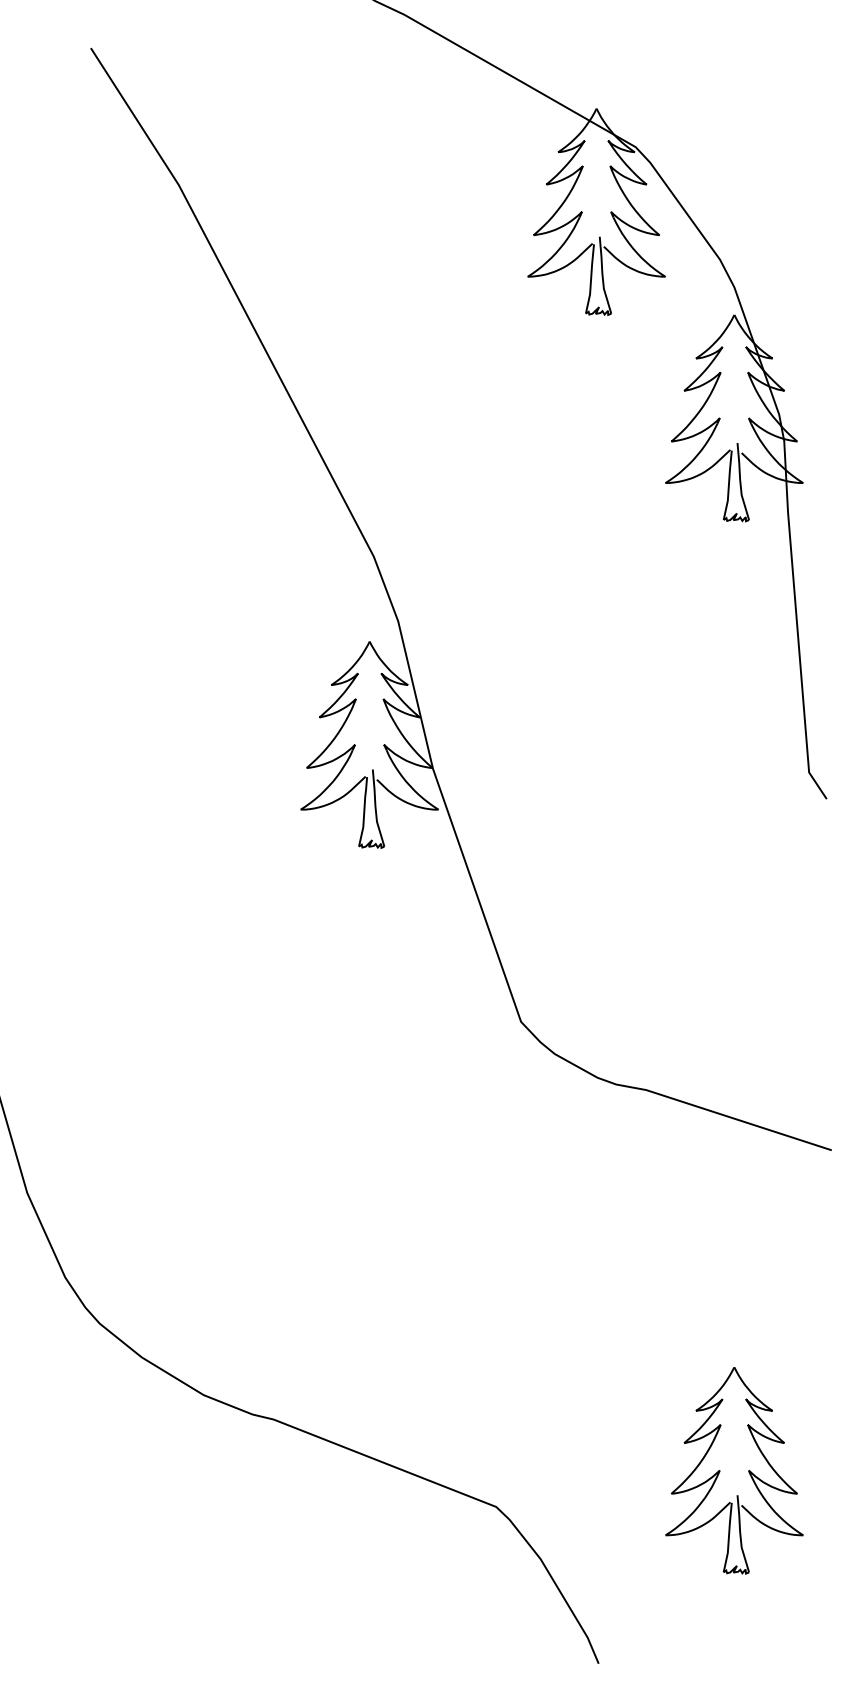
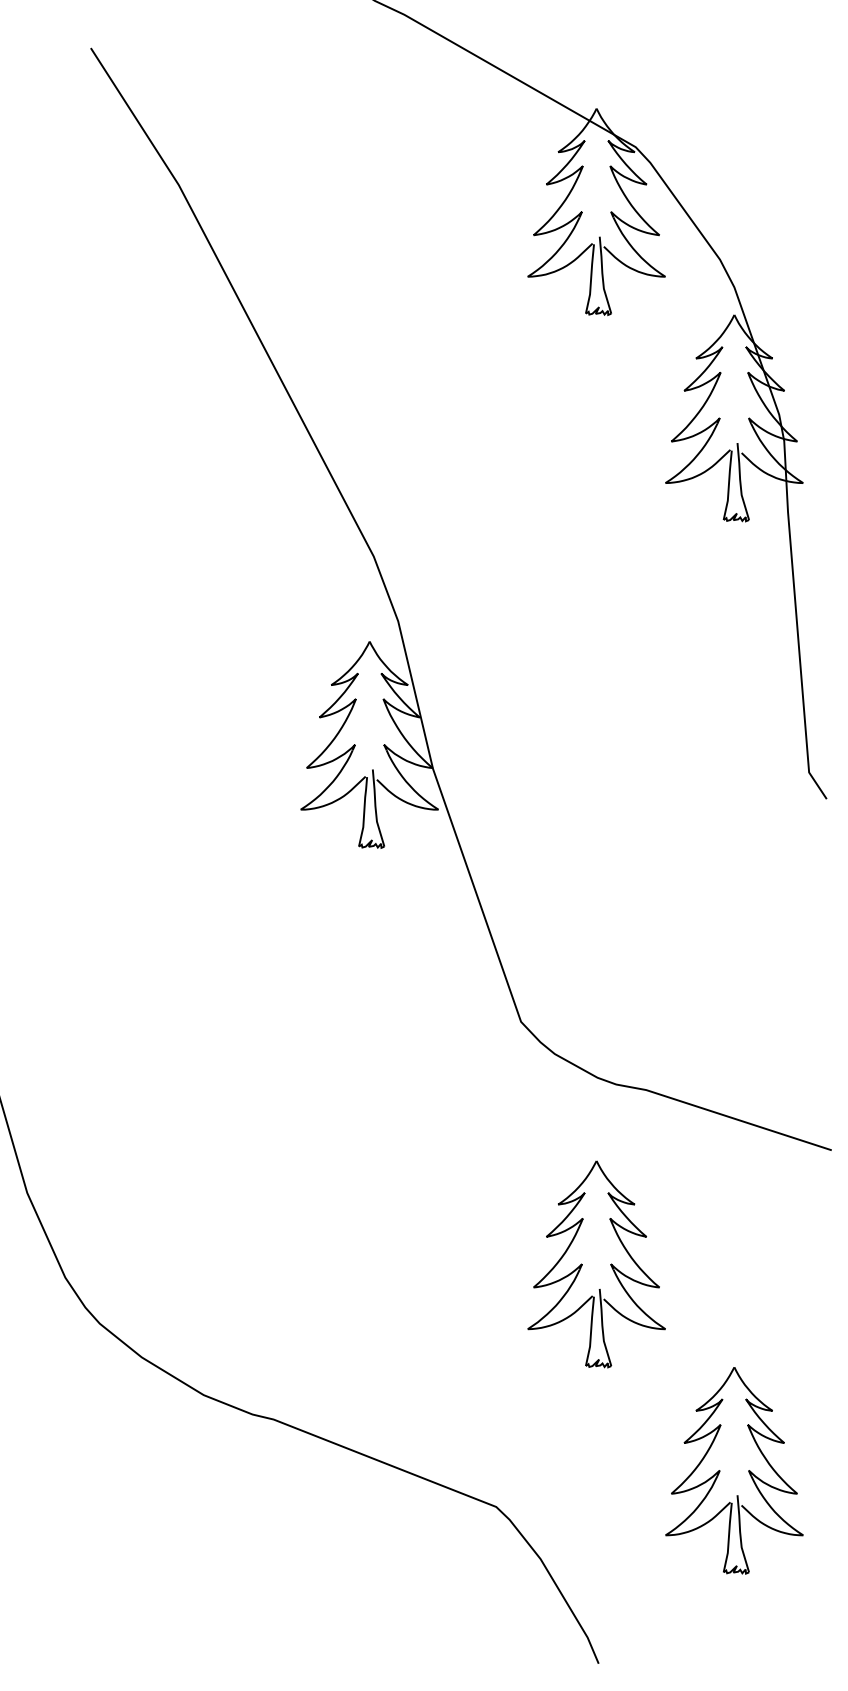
part: none -> present (582, 1264)
